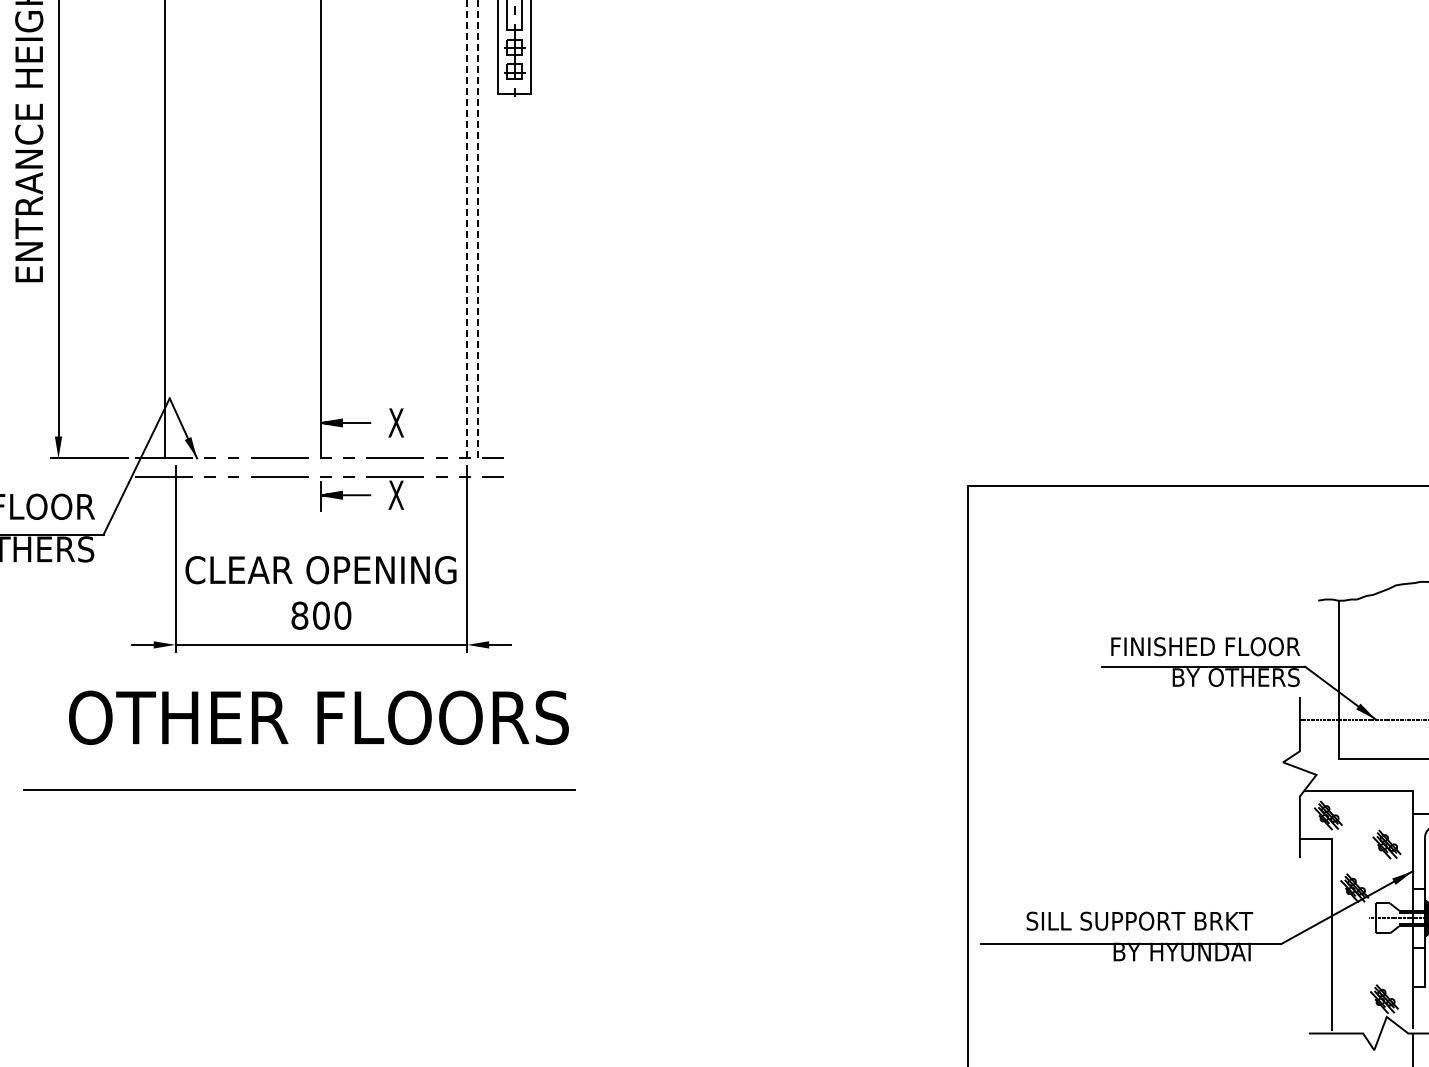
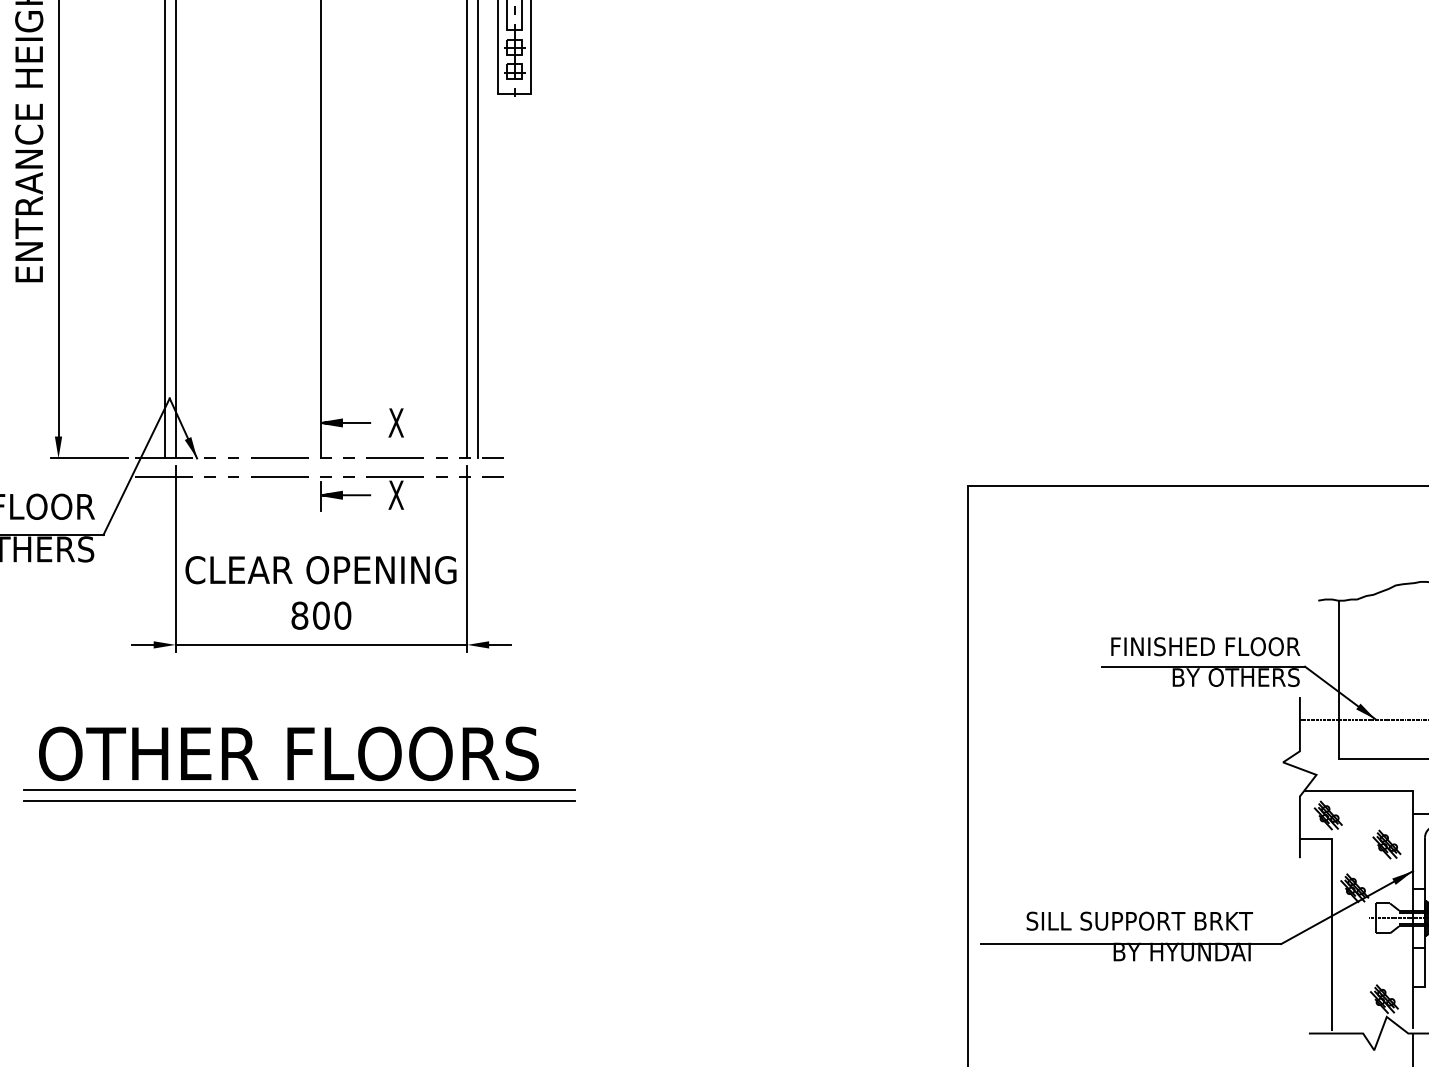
line: dashed -> solid (467, 229)
line: dashed -> solid (478, 229)
line: none -> present (175, 230)
text position: (318, 717) -> (288, 753) (288, 753)
line: none -> present (299, 801)
